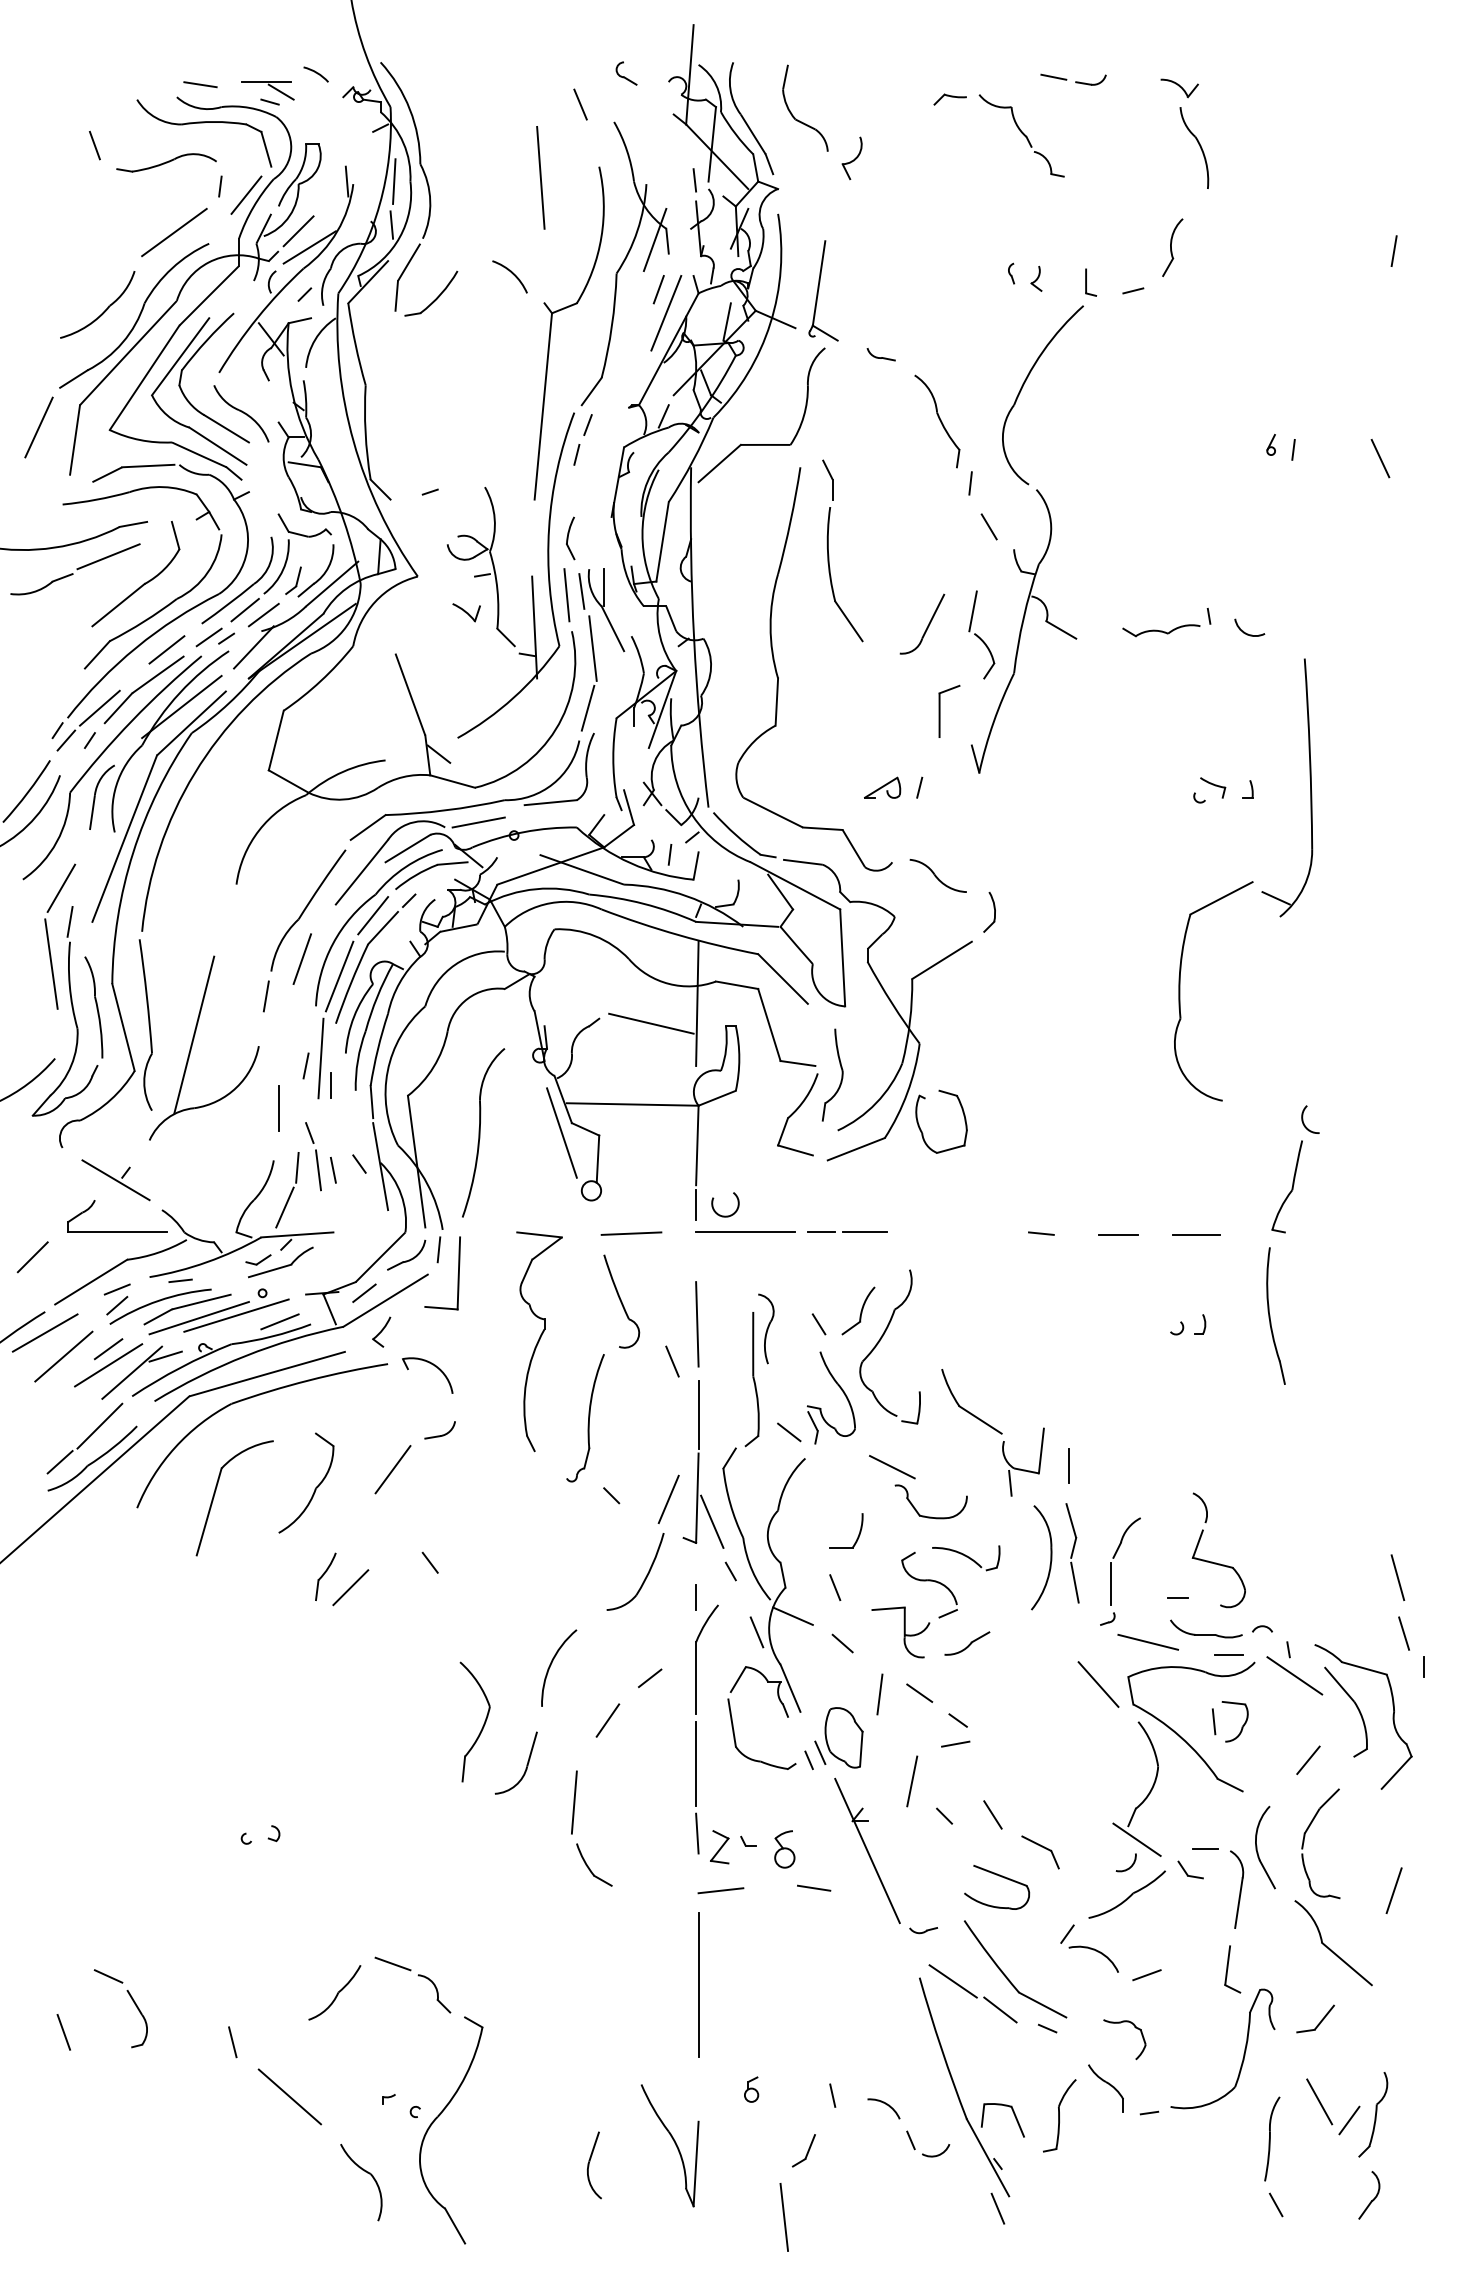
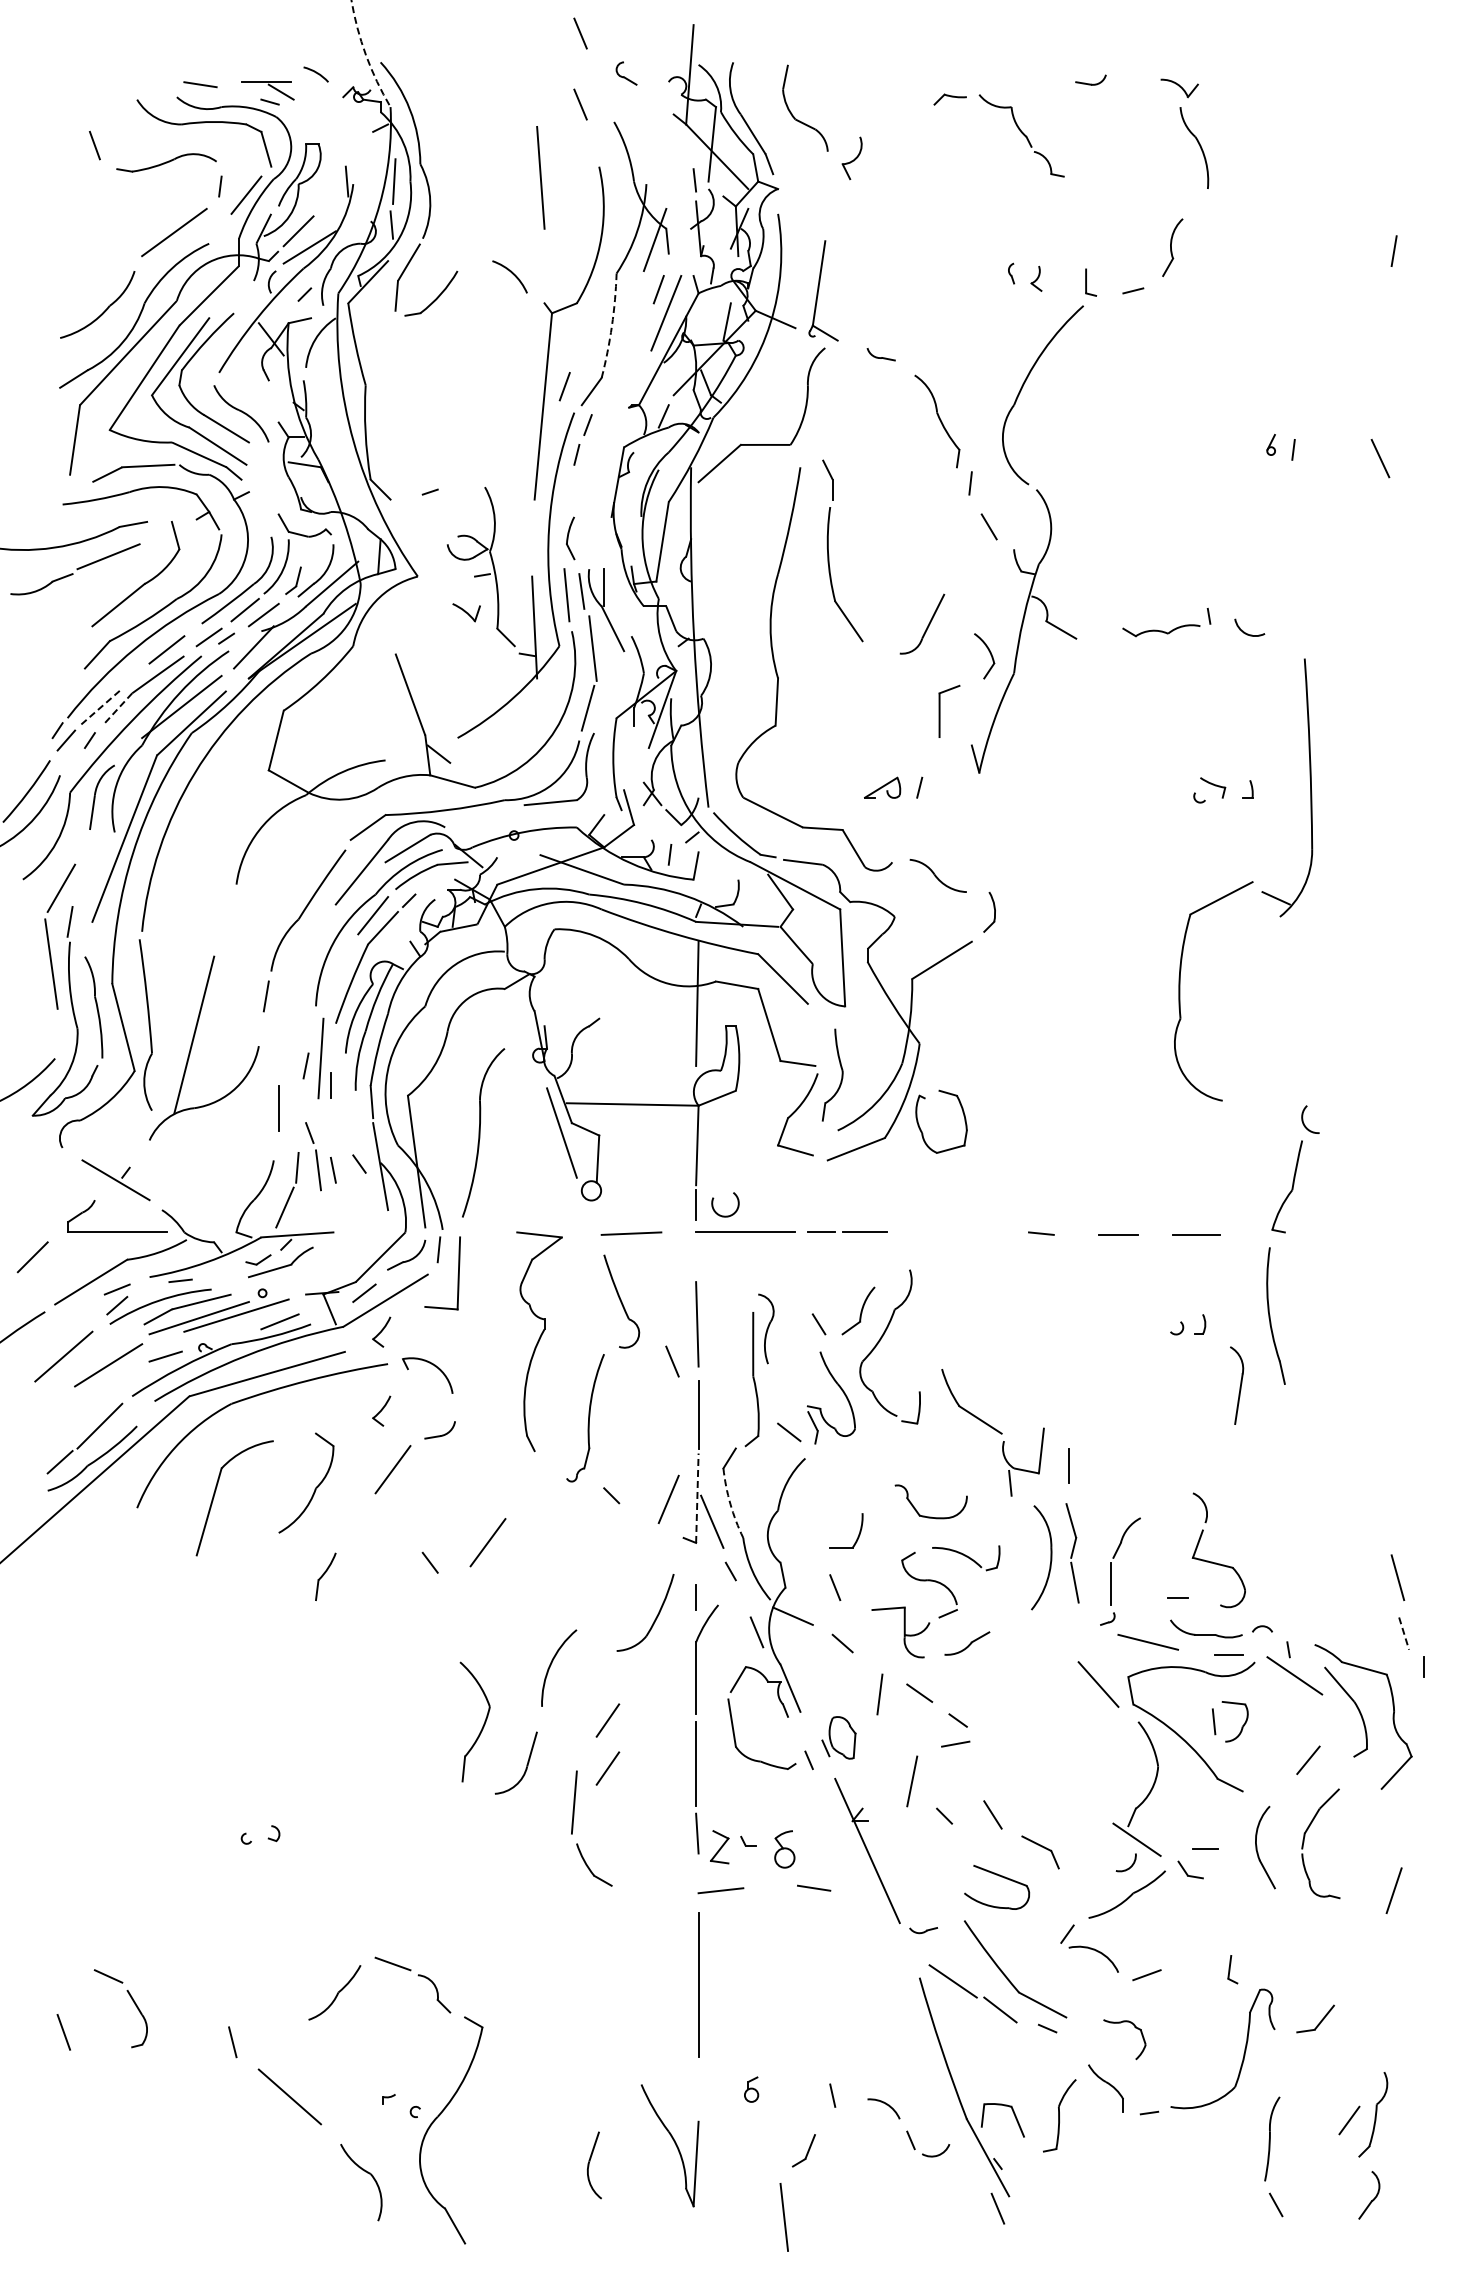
line: none -> present (580, 33)
arc: solid -> dashed (365, 55)
line: present -> none (1053, 76)
arc: solid -> dashed (611, 326)
line: none -> present (564, 386)
line: present -> none (38, 427)
line: present -> none (972, 611)
line: solid -> dashed (99, 708)
line: solid -> dashed (118, 708)
line: present -> none (478, 822)
line: present -> none (302, 959)
line: present -> none (339, 976)
line: present -> none (651, 1023)
line: present -> none (44, 1332)
line: present -> none (108, 1349)
line: present -> none (132, 1372)
part: none -> present (381, 1410)
line: present -> none (892, 1467)
line: solid -> dashed (697, 1498)
arc: solid -> dashed (730, 1504)
line: none -> present (487, 1542)
part position: (645, 1576) -> (655, 1617) (655, 1617)
line: present -> none (350, 1587)
line: solid -> dashed (1404, 1633)
line: present -> none (649, 1678)
part size: 50x62 px -> 36x44 px (838, 1737)
line: none -> present (607, 1768)
part position: (1237, 1889) -> (1237, 1385) (1237, 1385)
part: present -> none (1333, 1943)
part size: 18x49 px -> 12x30 px (1232, 1969)
line: present -> none (1319, 2101)
